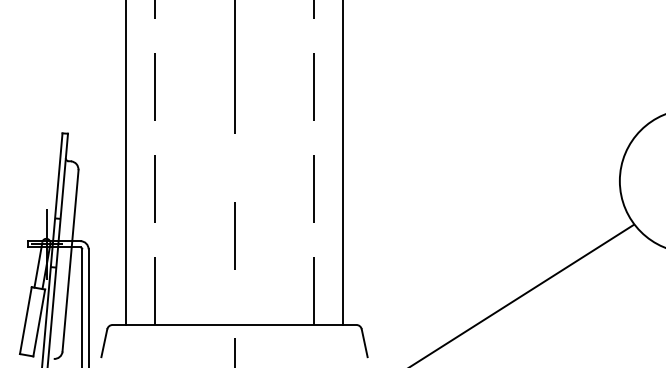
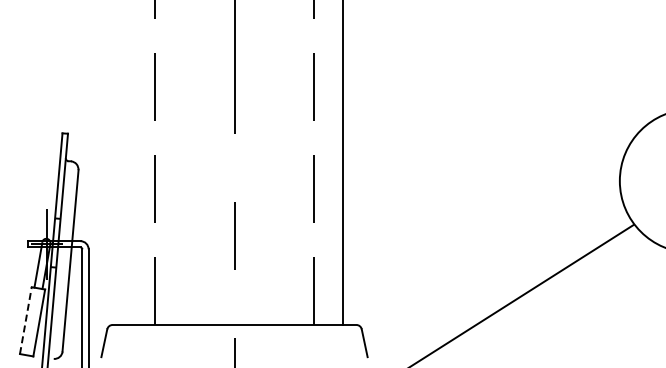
line: present -> none (125, 163)
line: solid -> dashed (25, 320)
